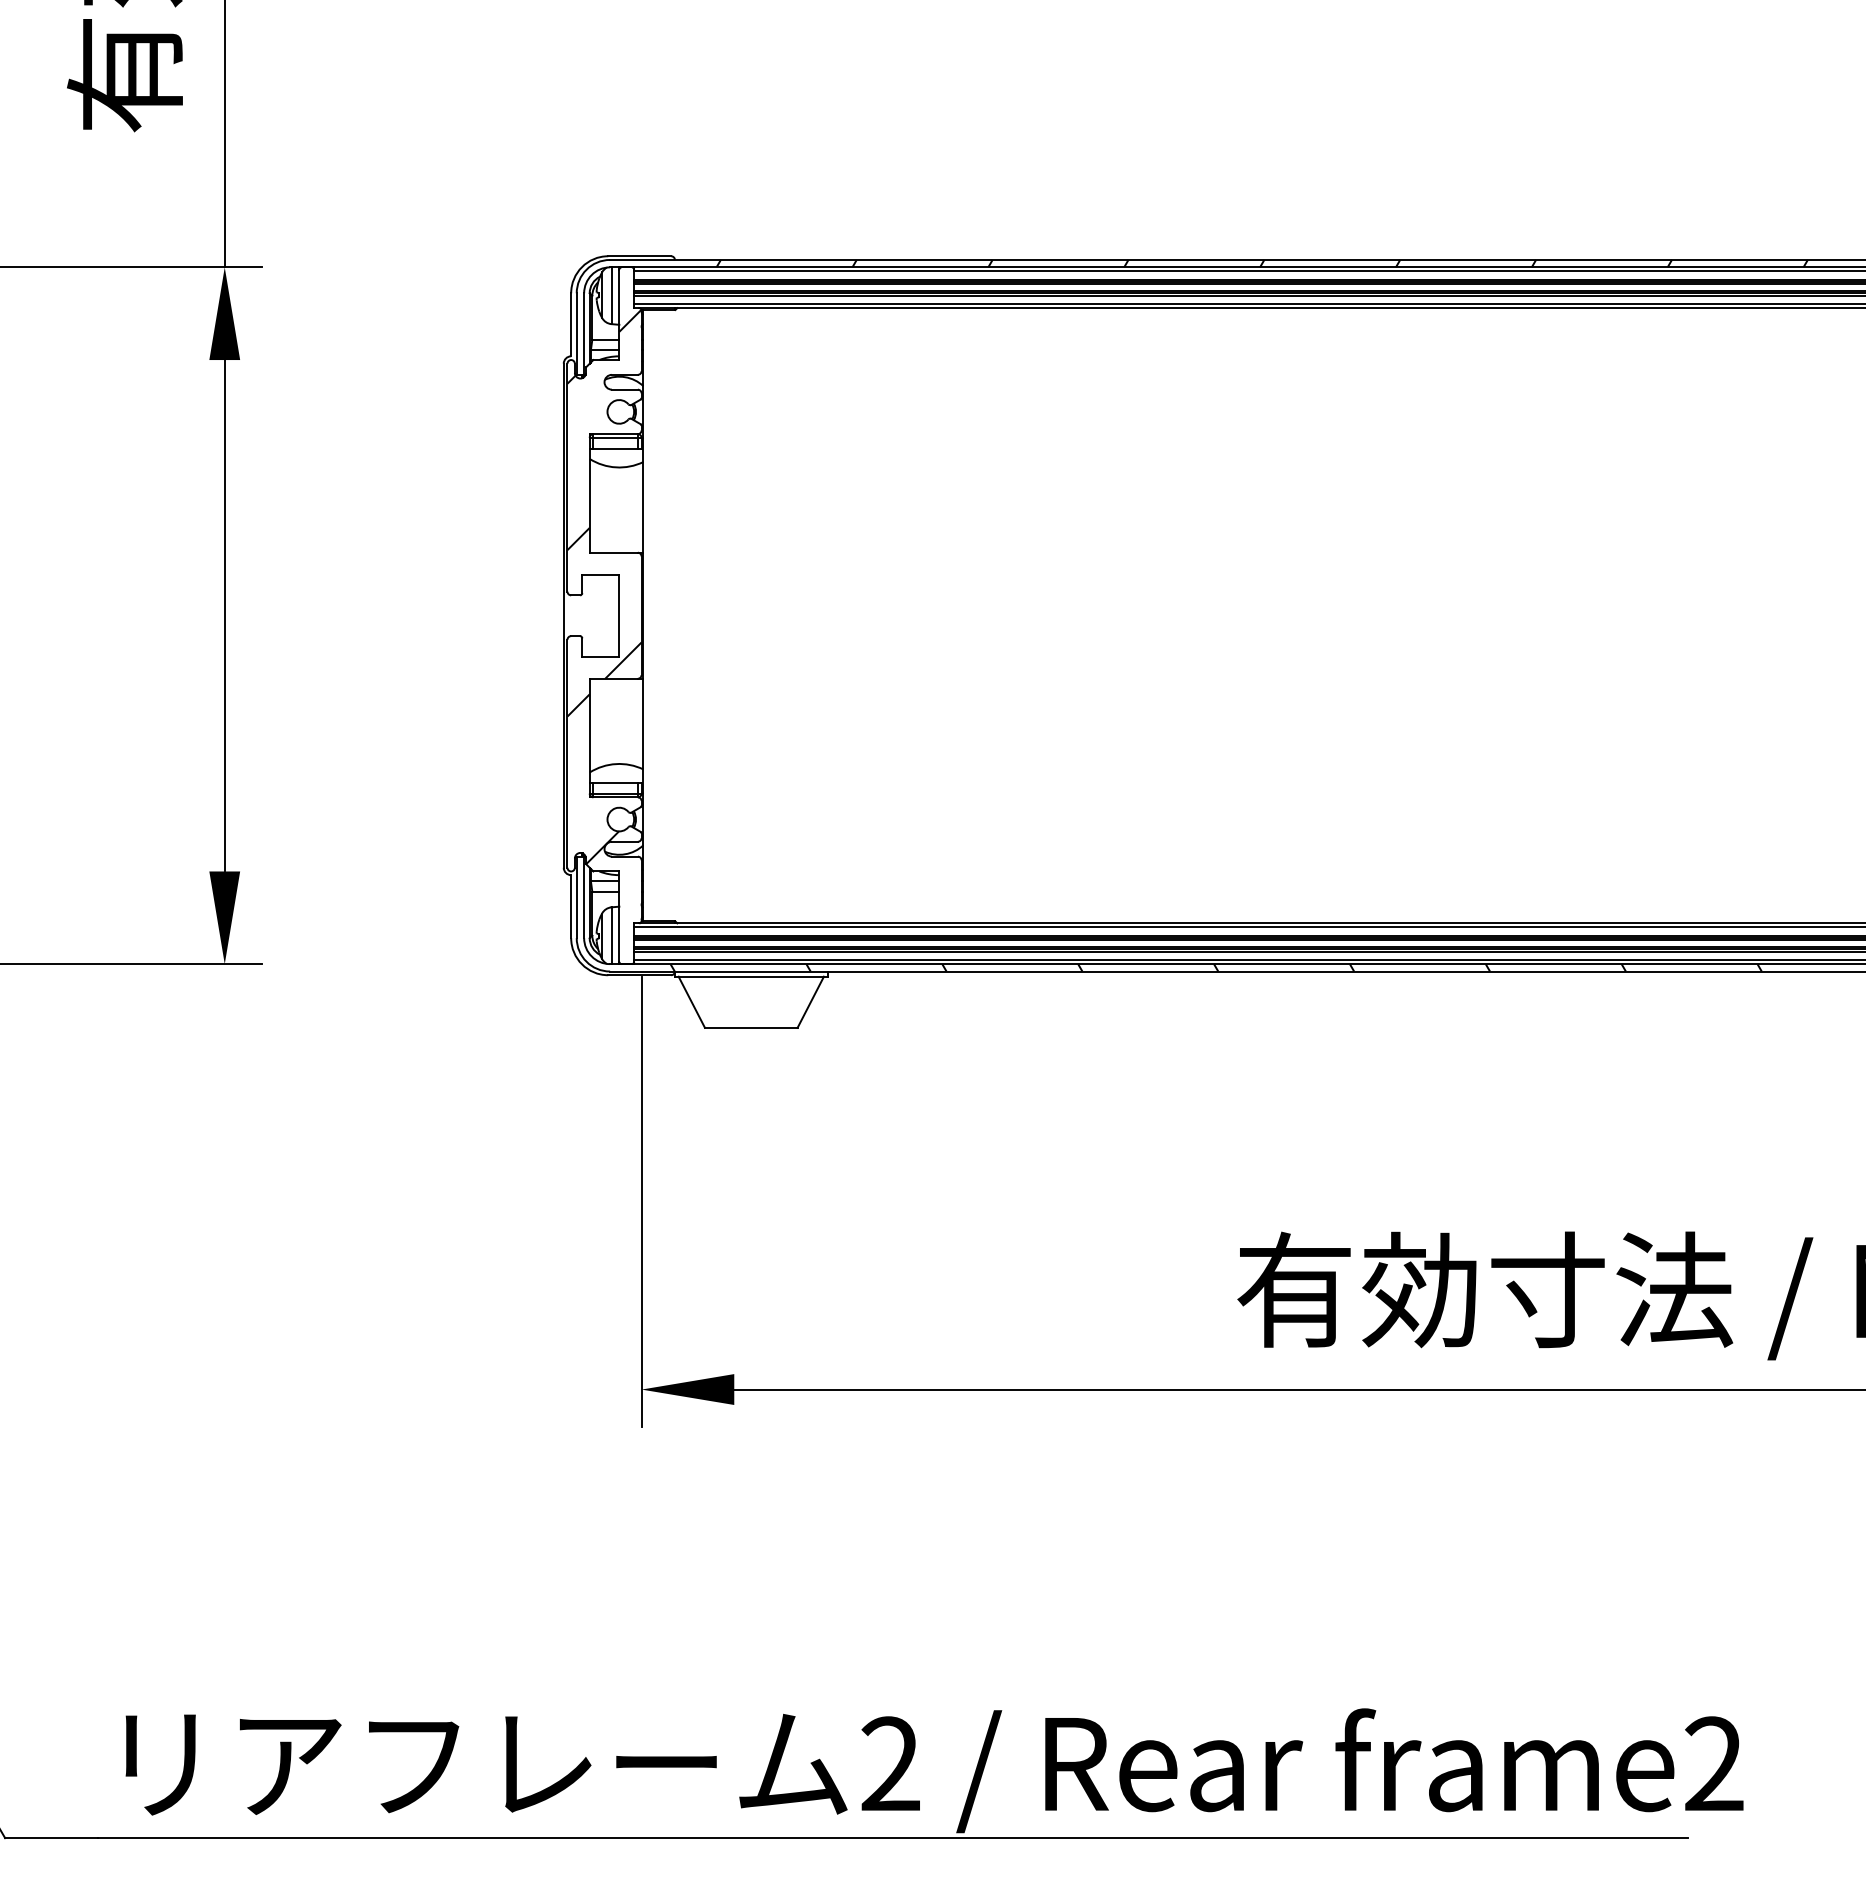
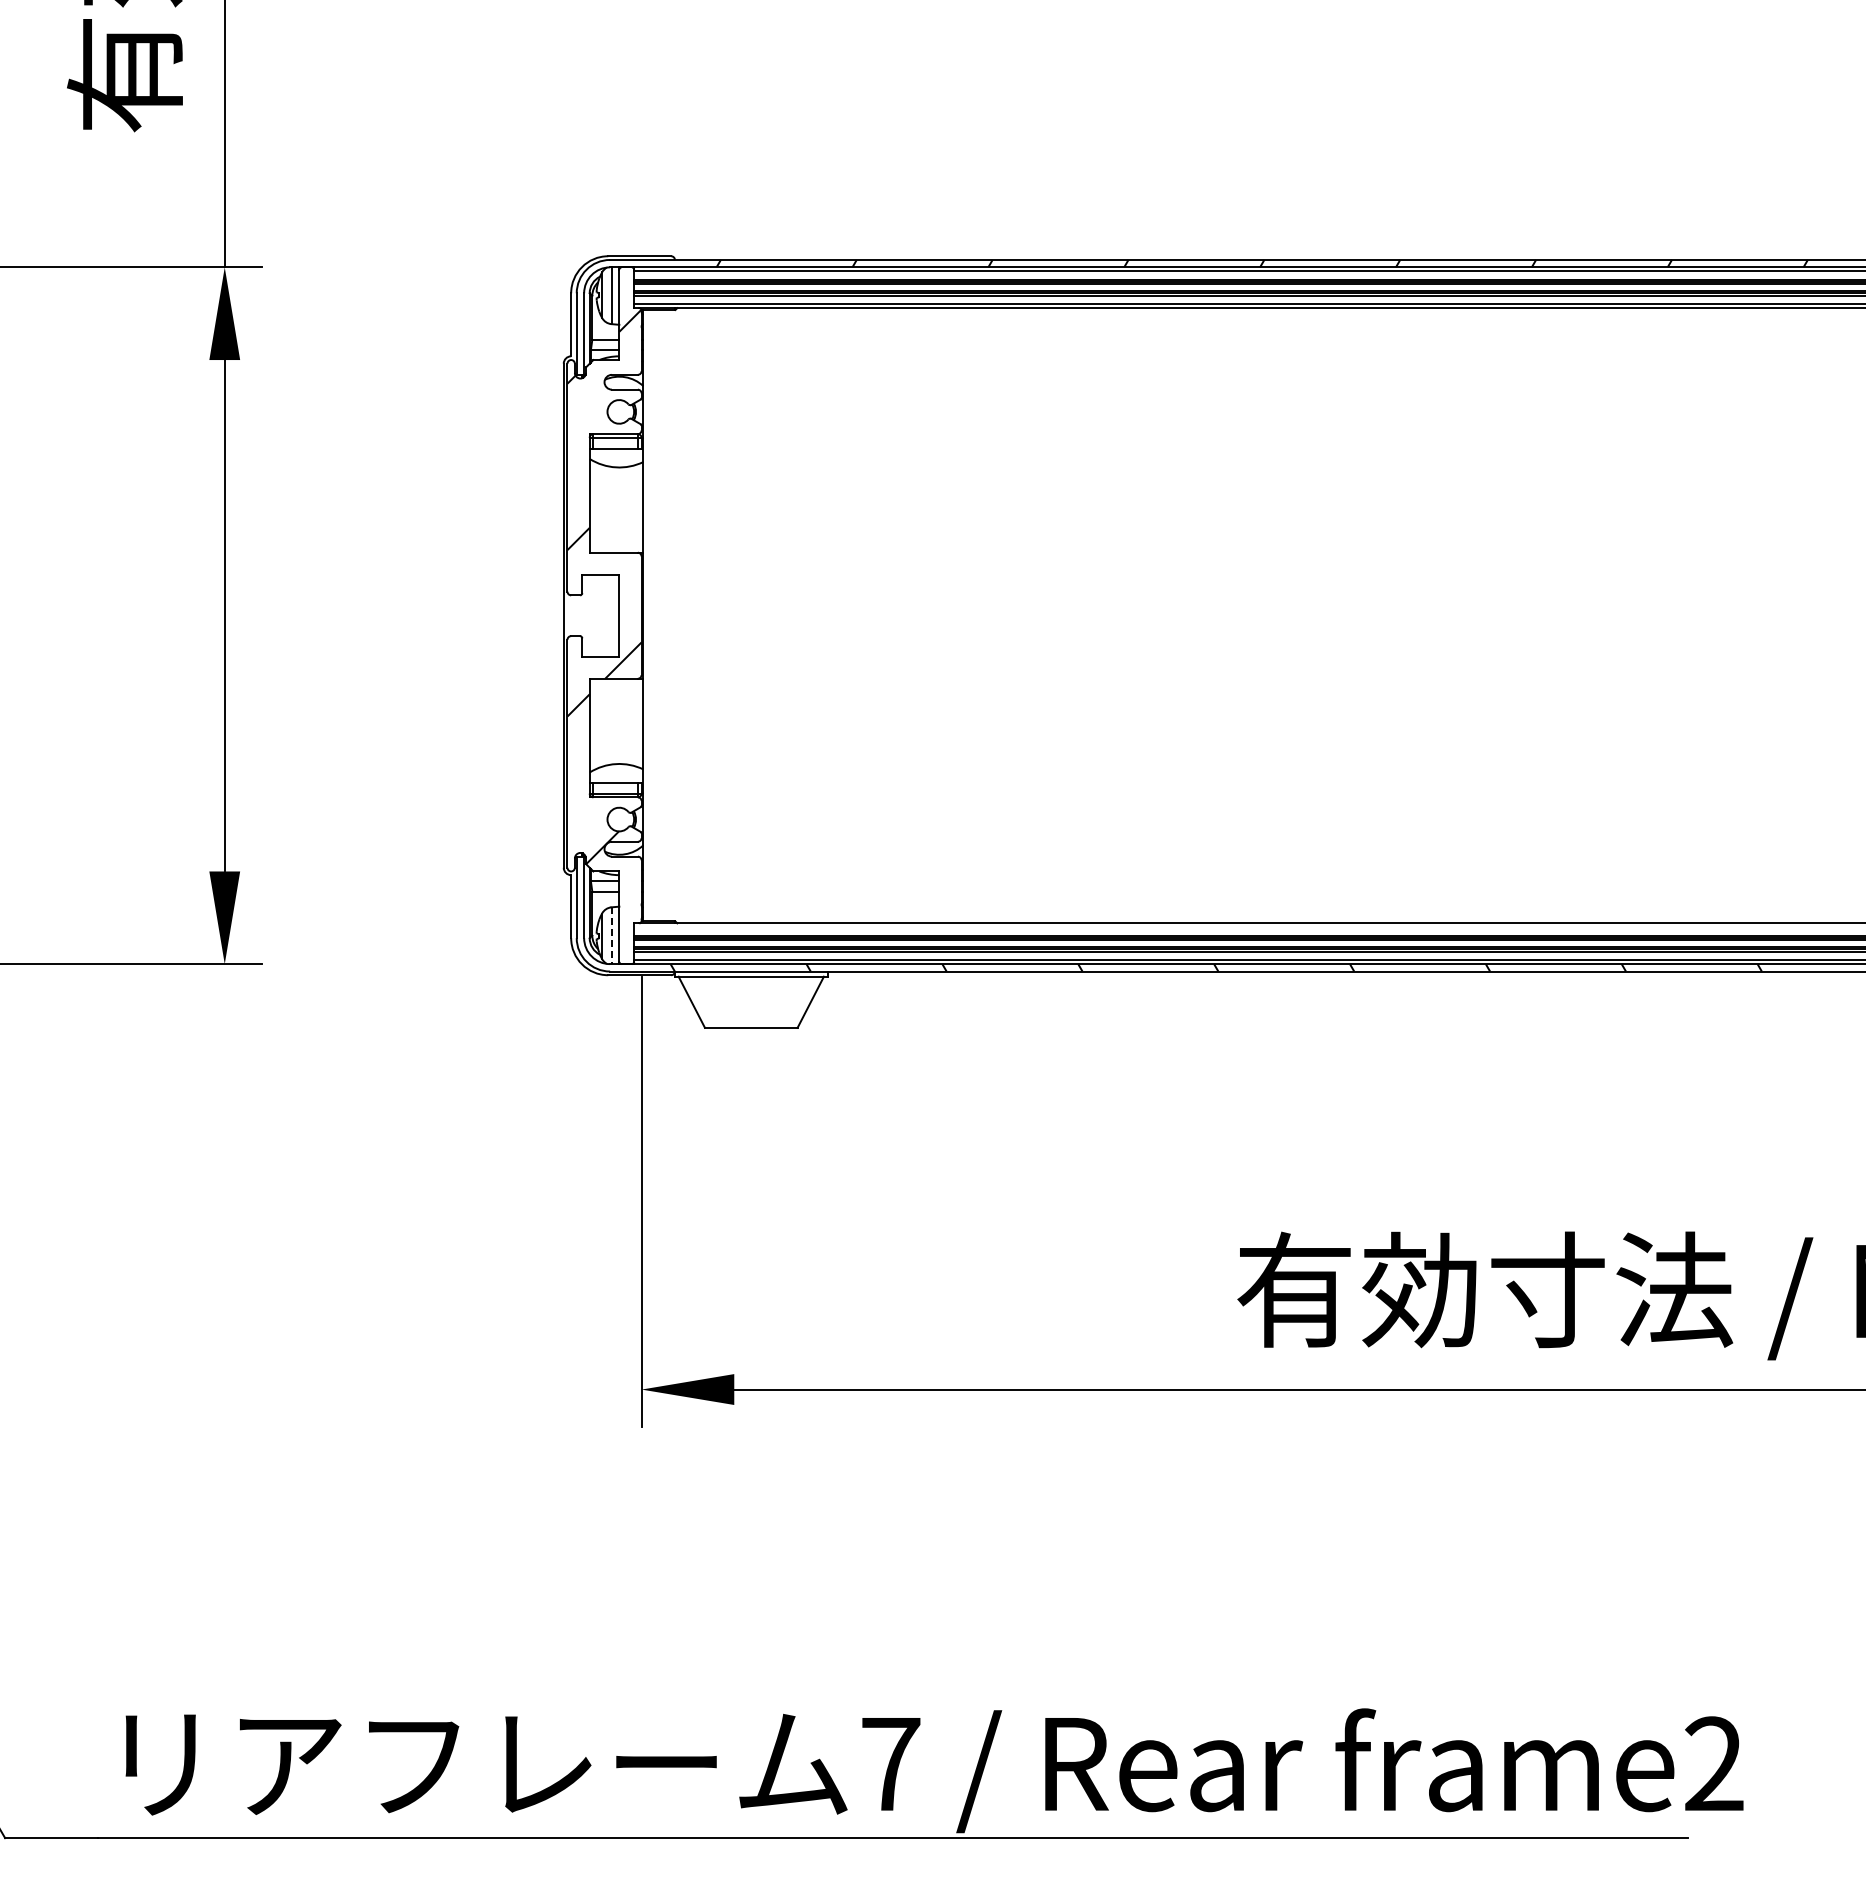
line: present -> none (1248, 927)
line: solid -> dashed (611, 936)
text: 2 -> 7 (890, 1763)
